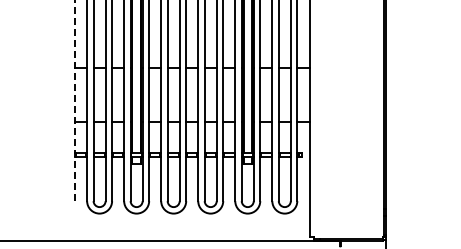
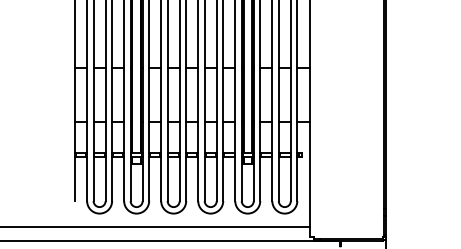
line: dashed -> solid (75, 100)
line: none -> present (156, 226)
